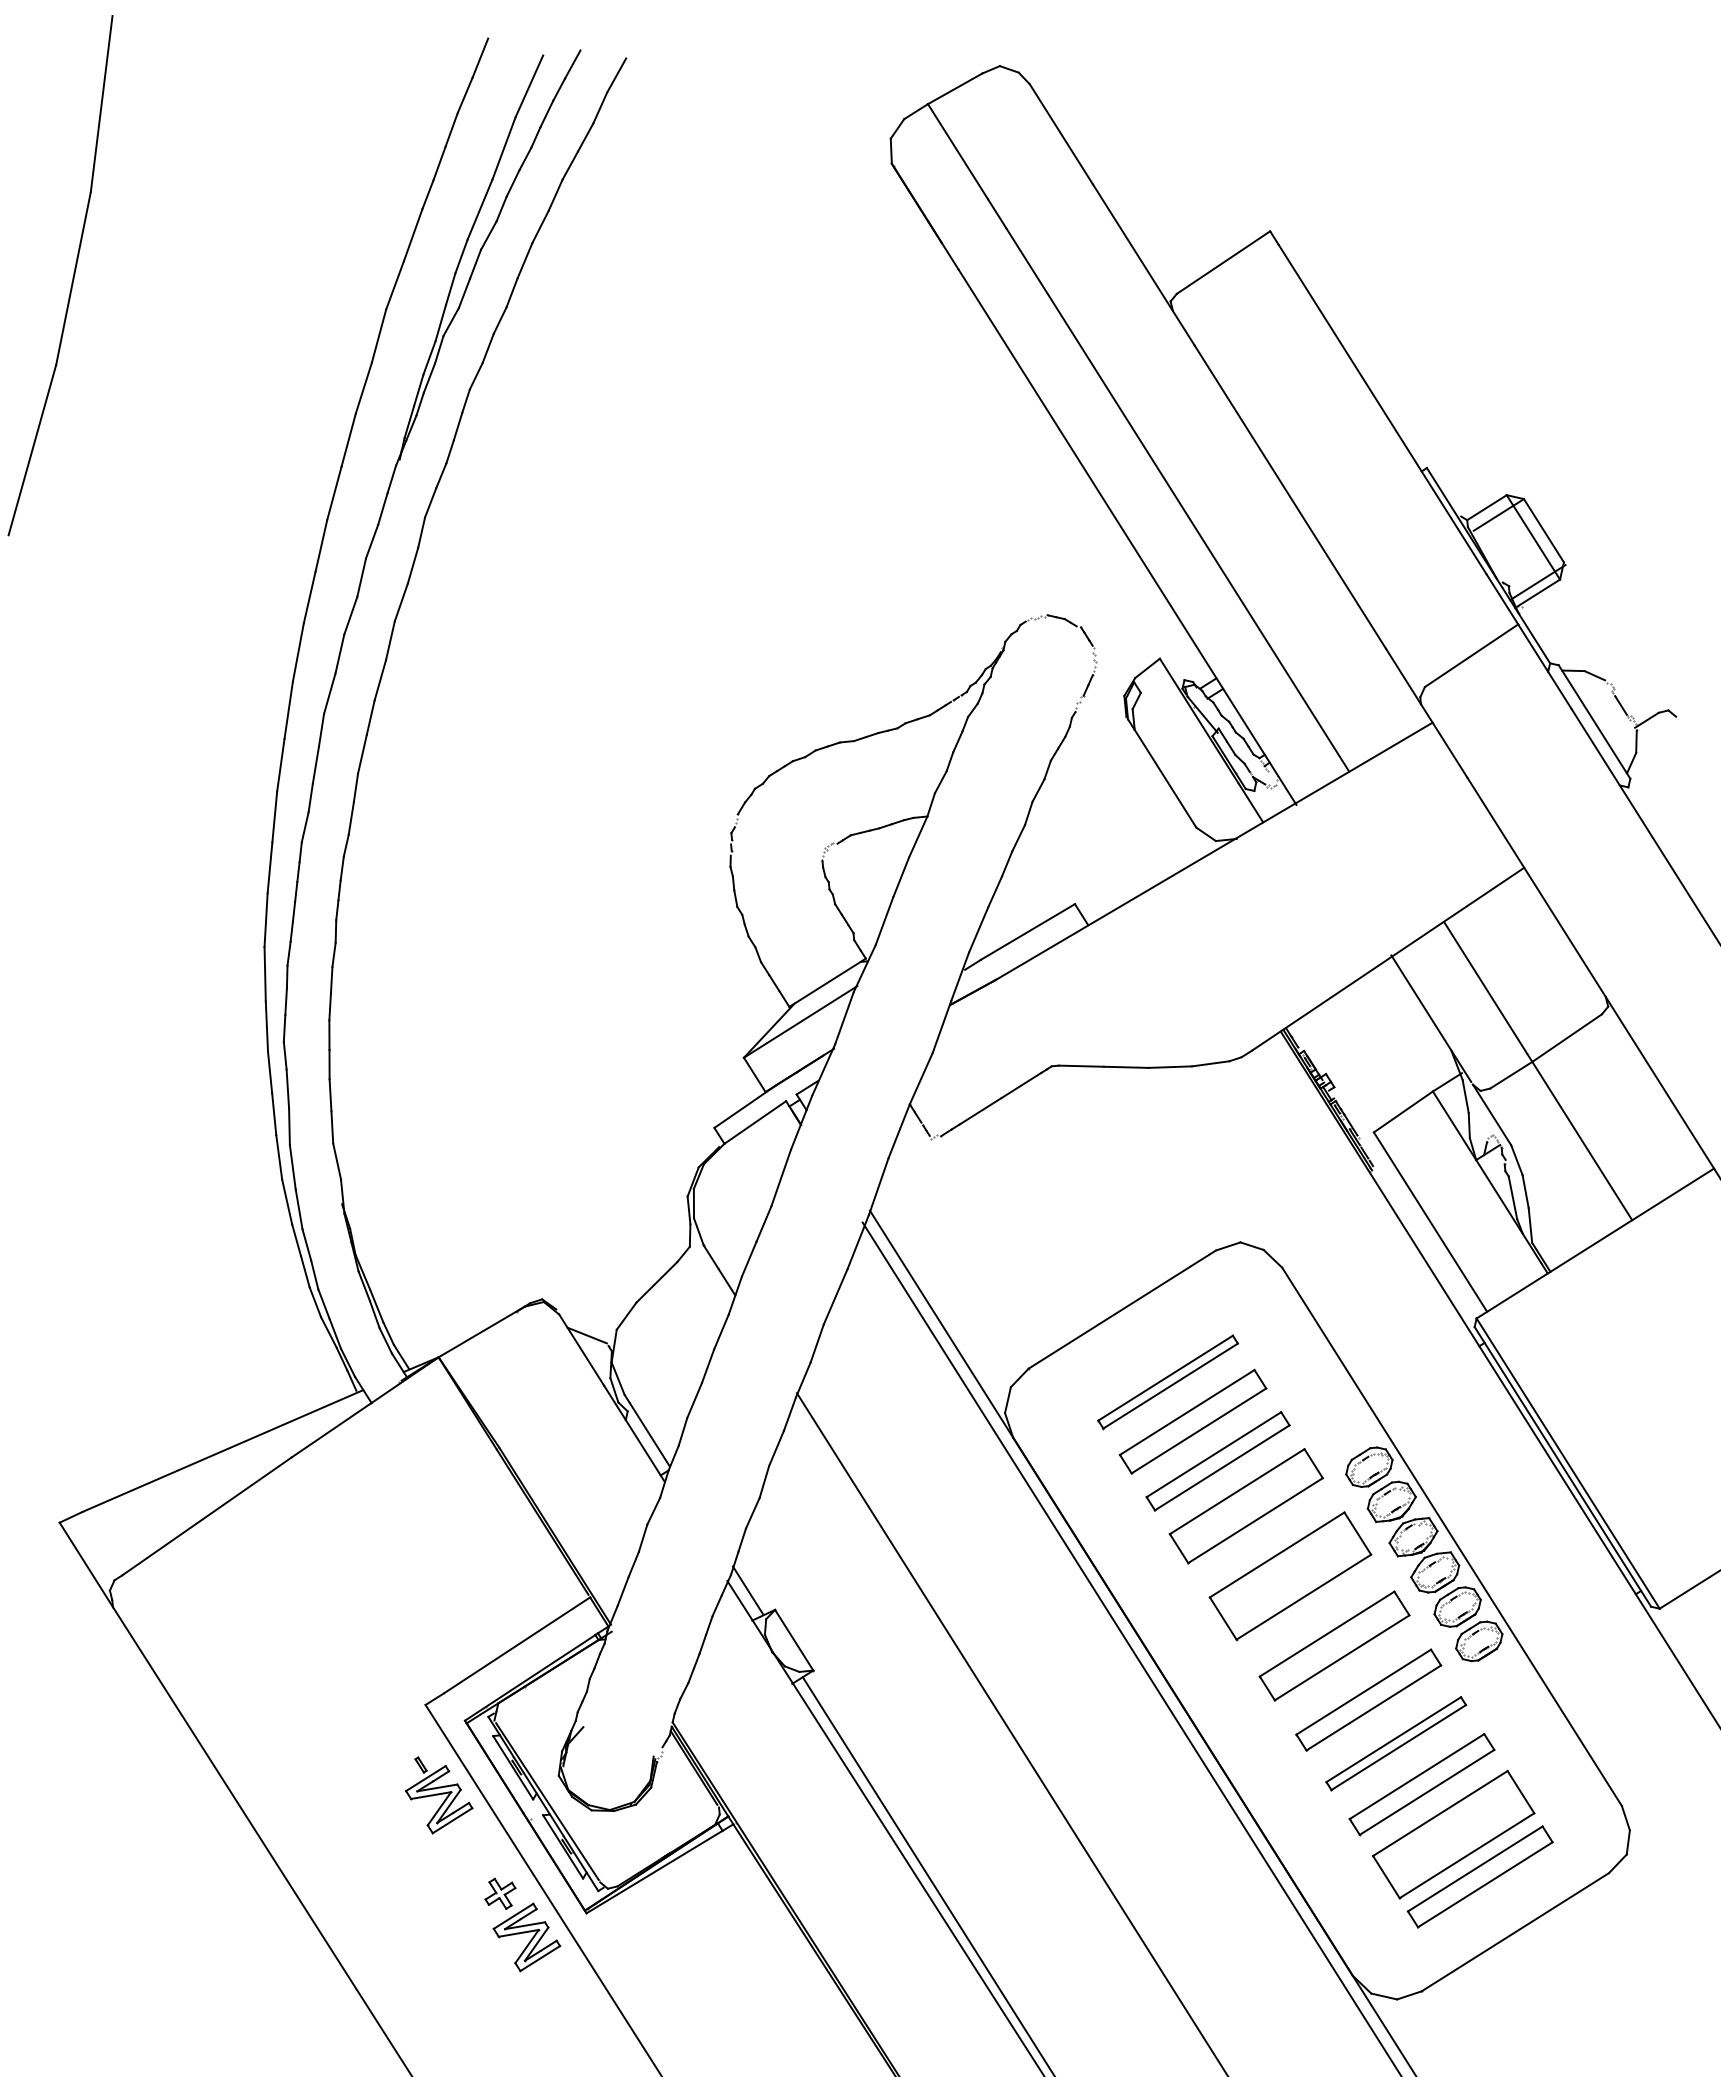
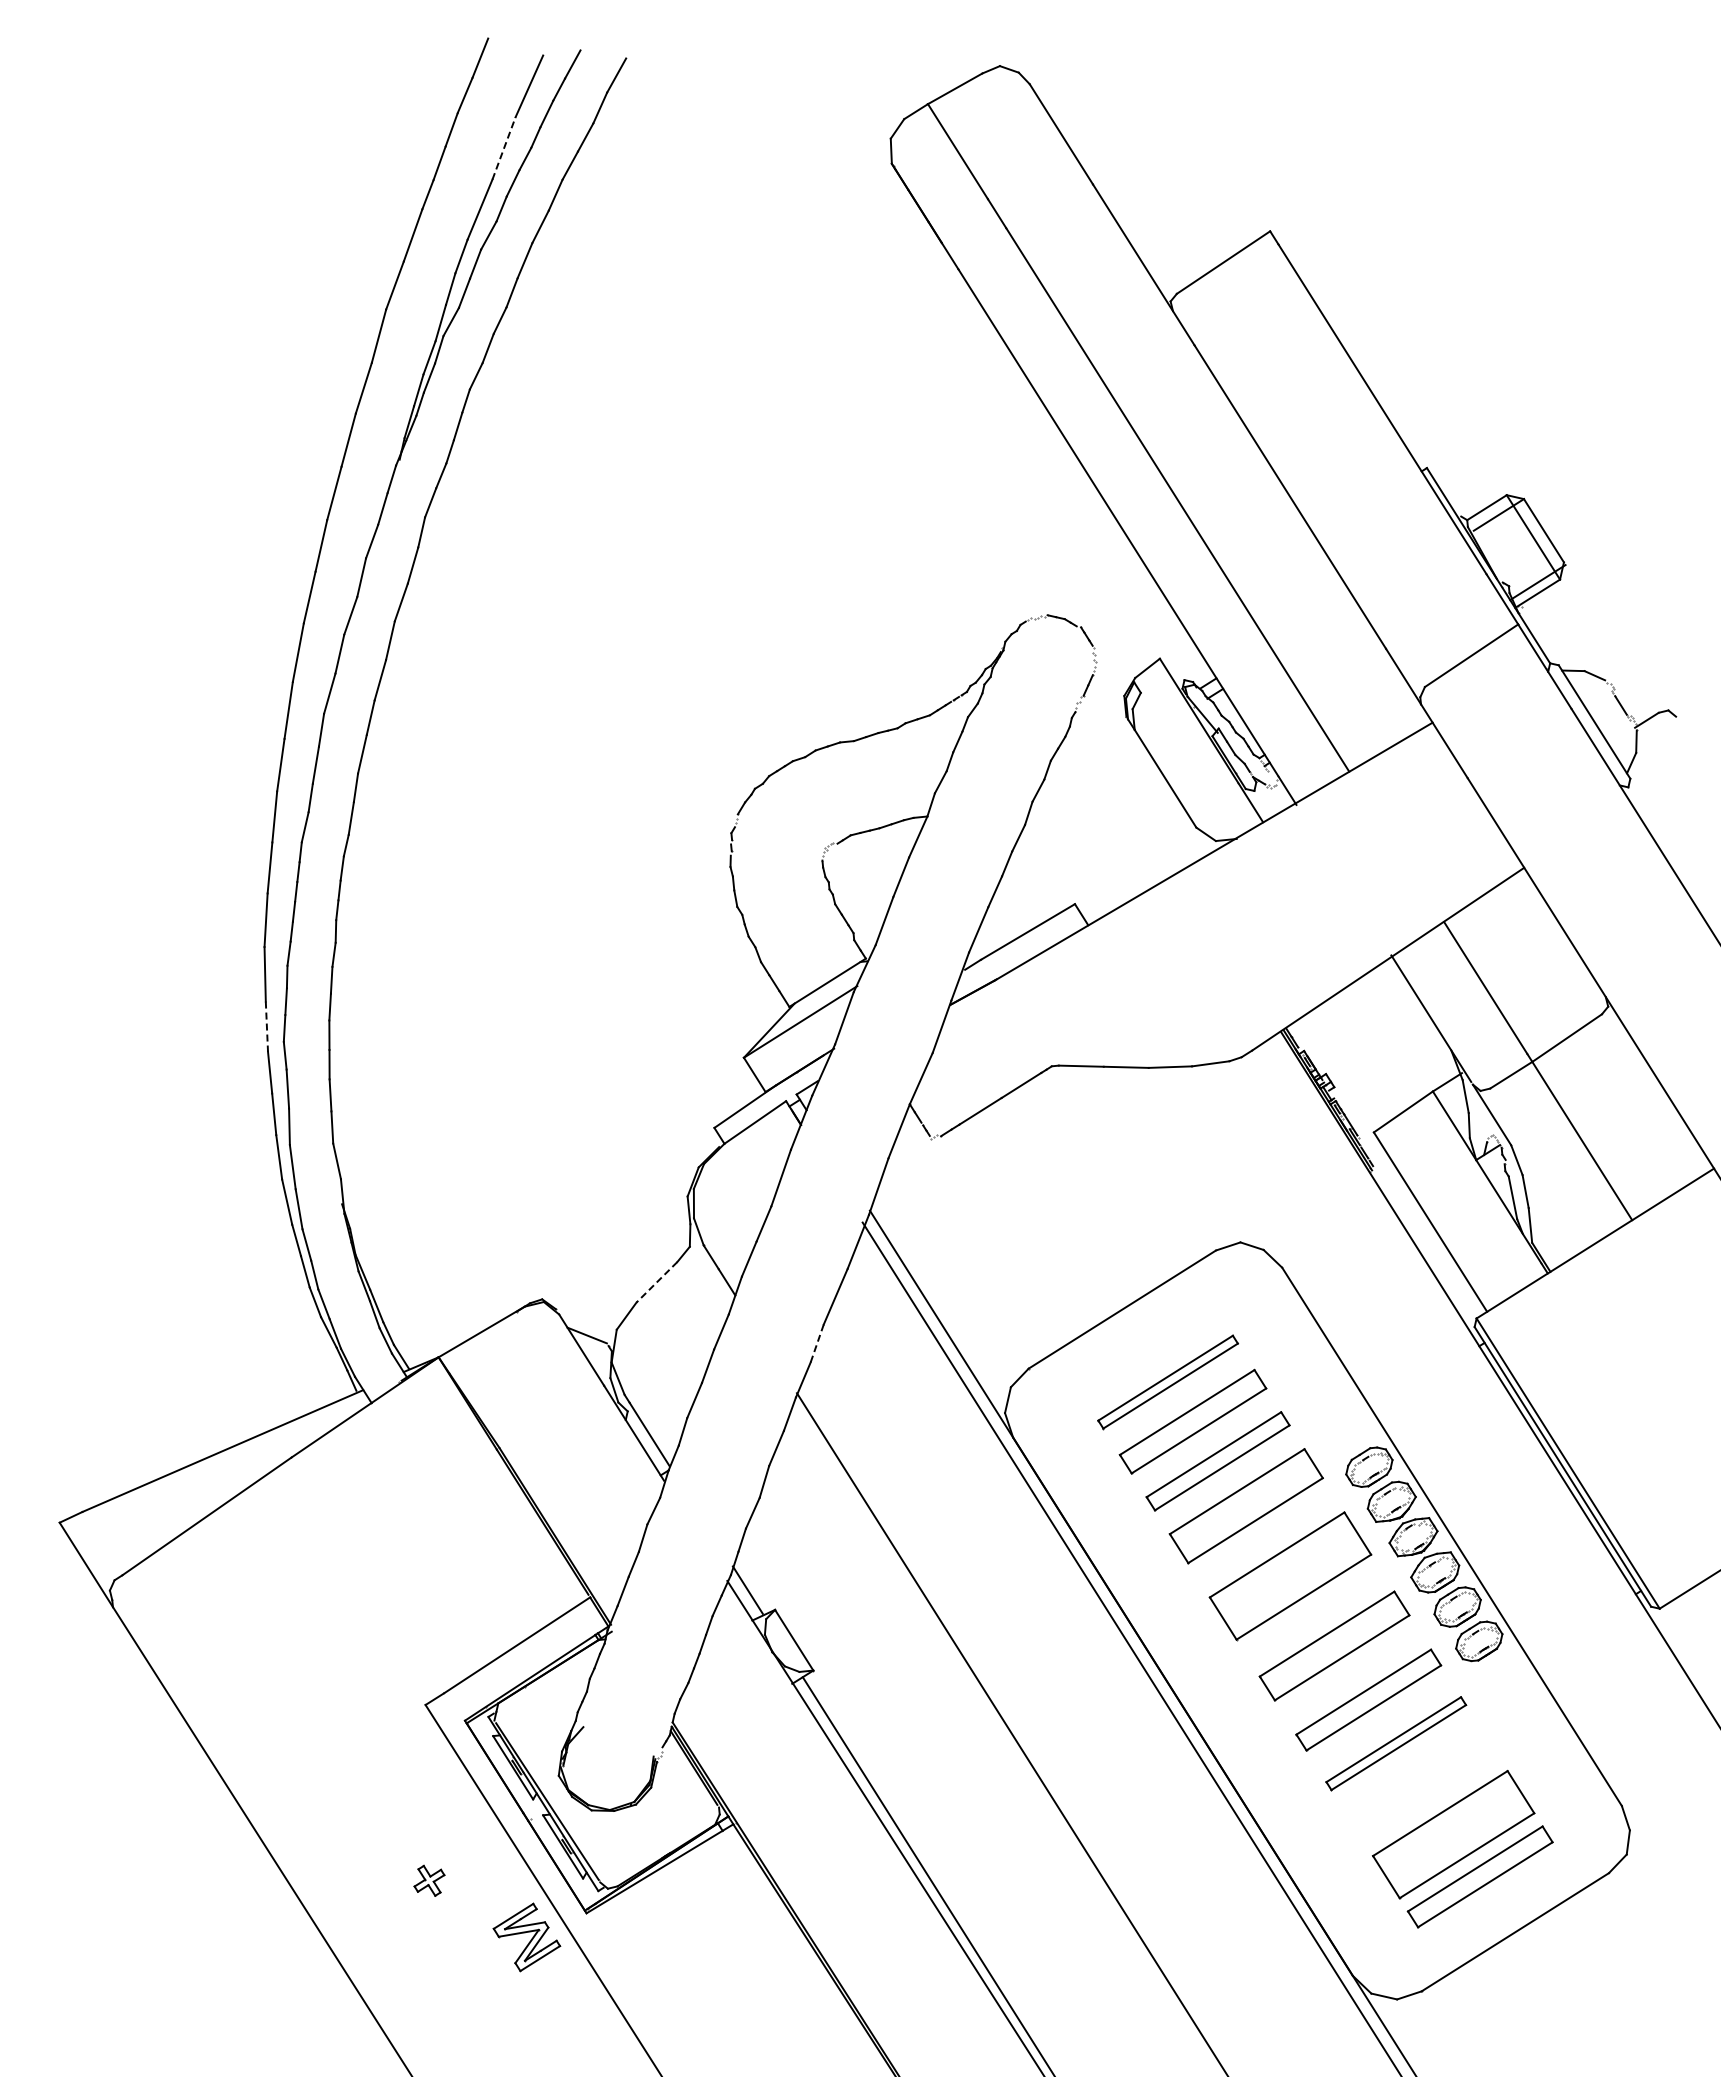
line: solid -> dashed (504, 148)
part: present -> none (72, 277)
line: solid -> dashed (266, 1027)
line: solid -> dashed (656, 1282)
line: solid -> dashed (817, 1343)
part: present -> none (1421, 1784)
part: present -> none (439, 1795)
part position: (500, 1893) -> (429, 1880) (429, 1880)
